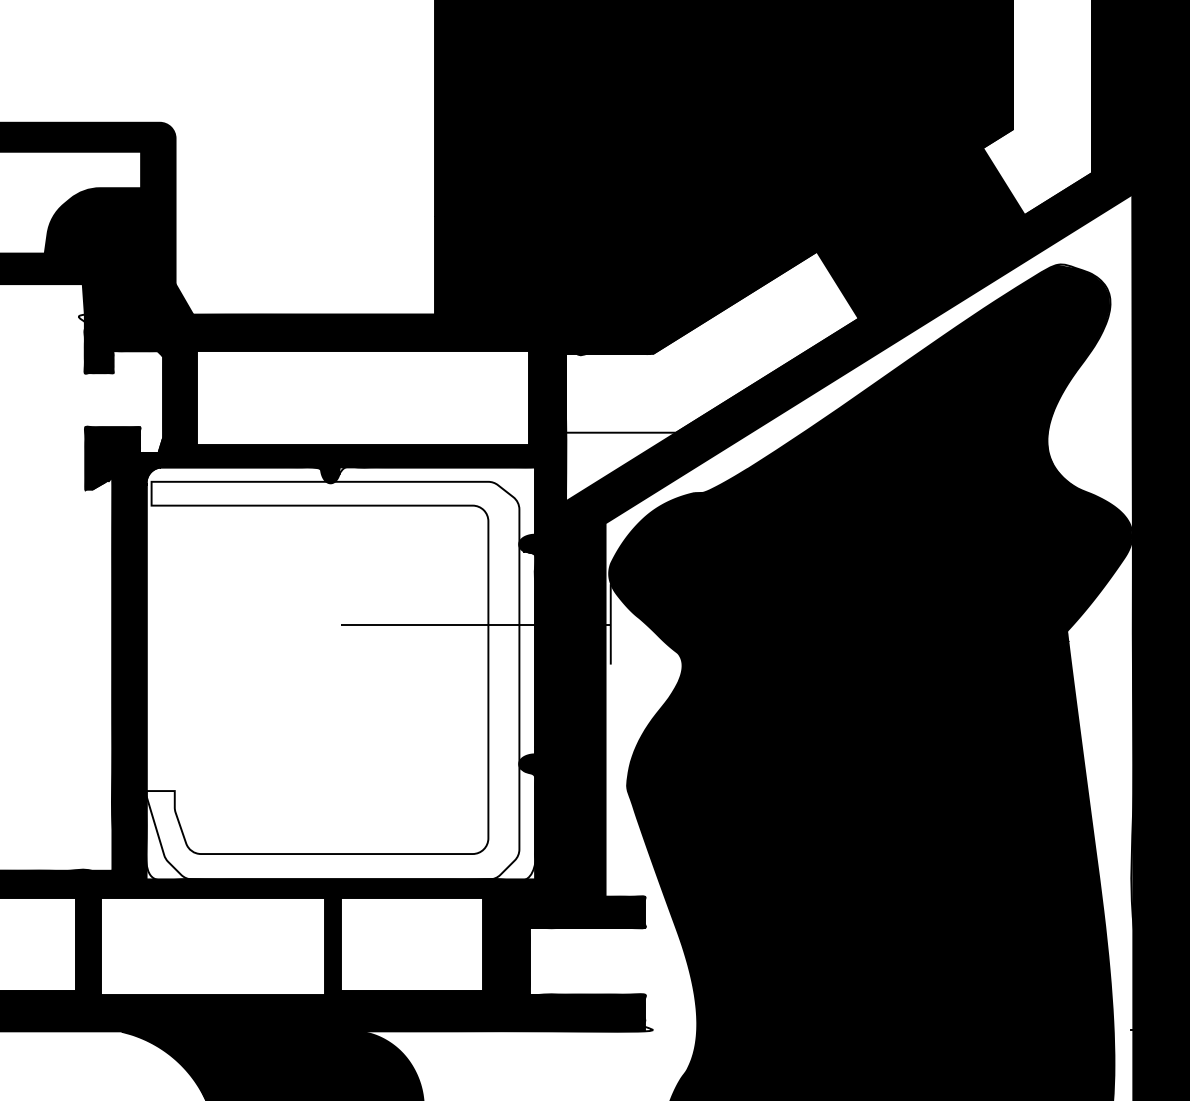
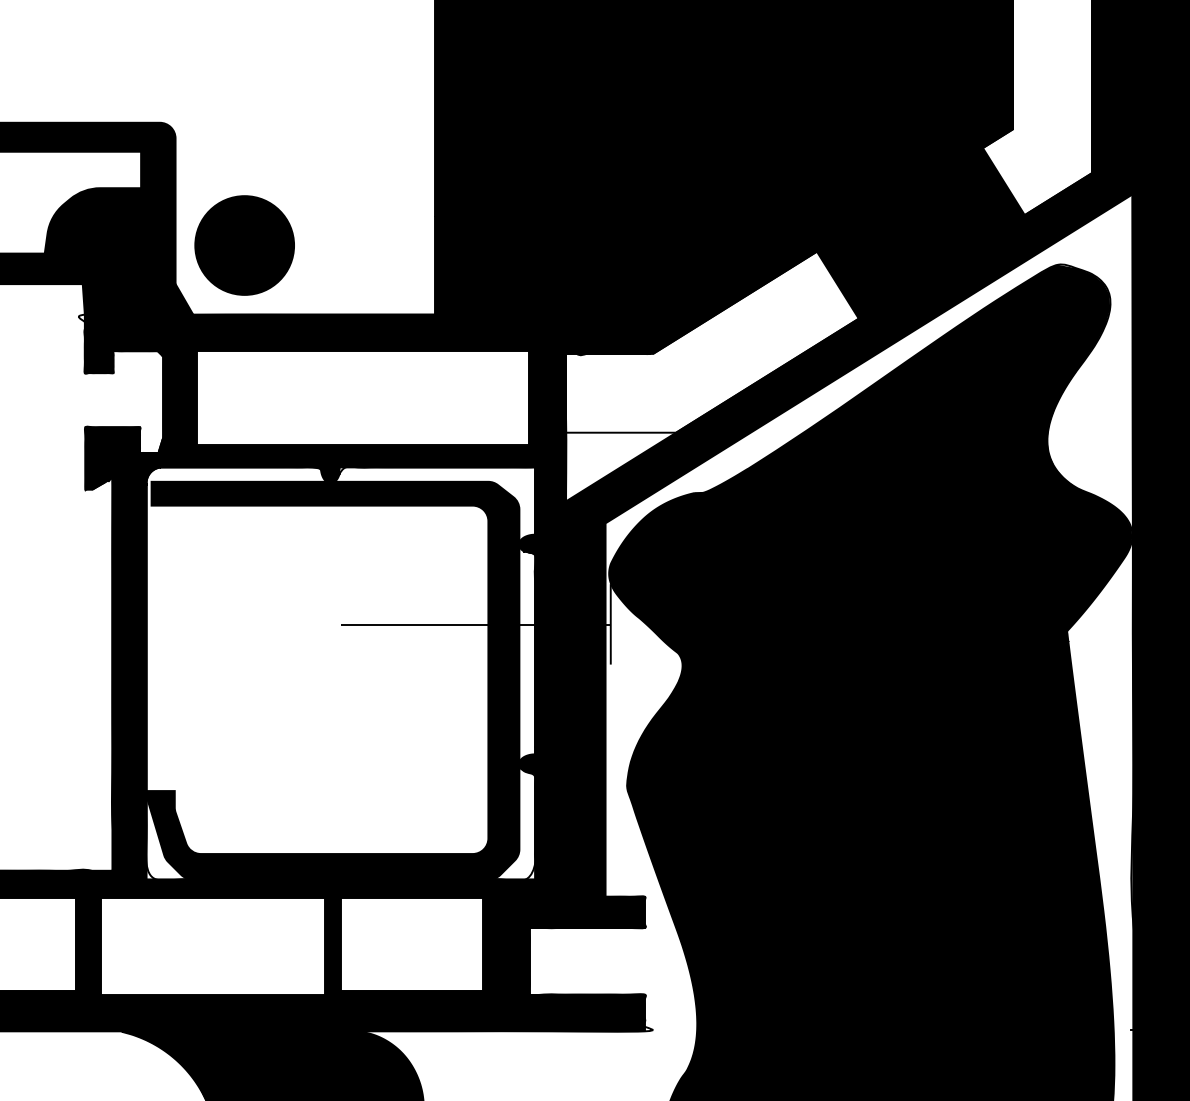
part: none -> present (244, 245)
fill: none -> present (332, 680)
